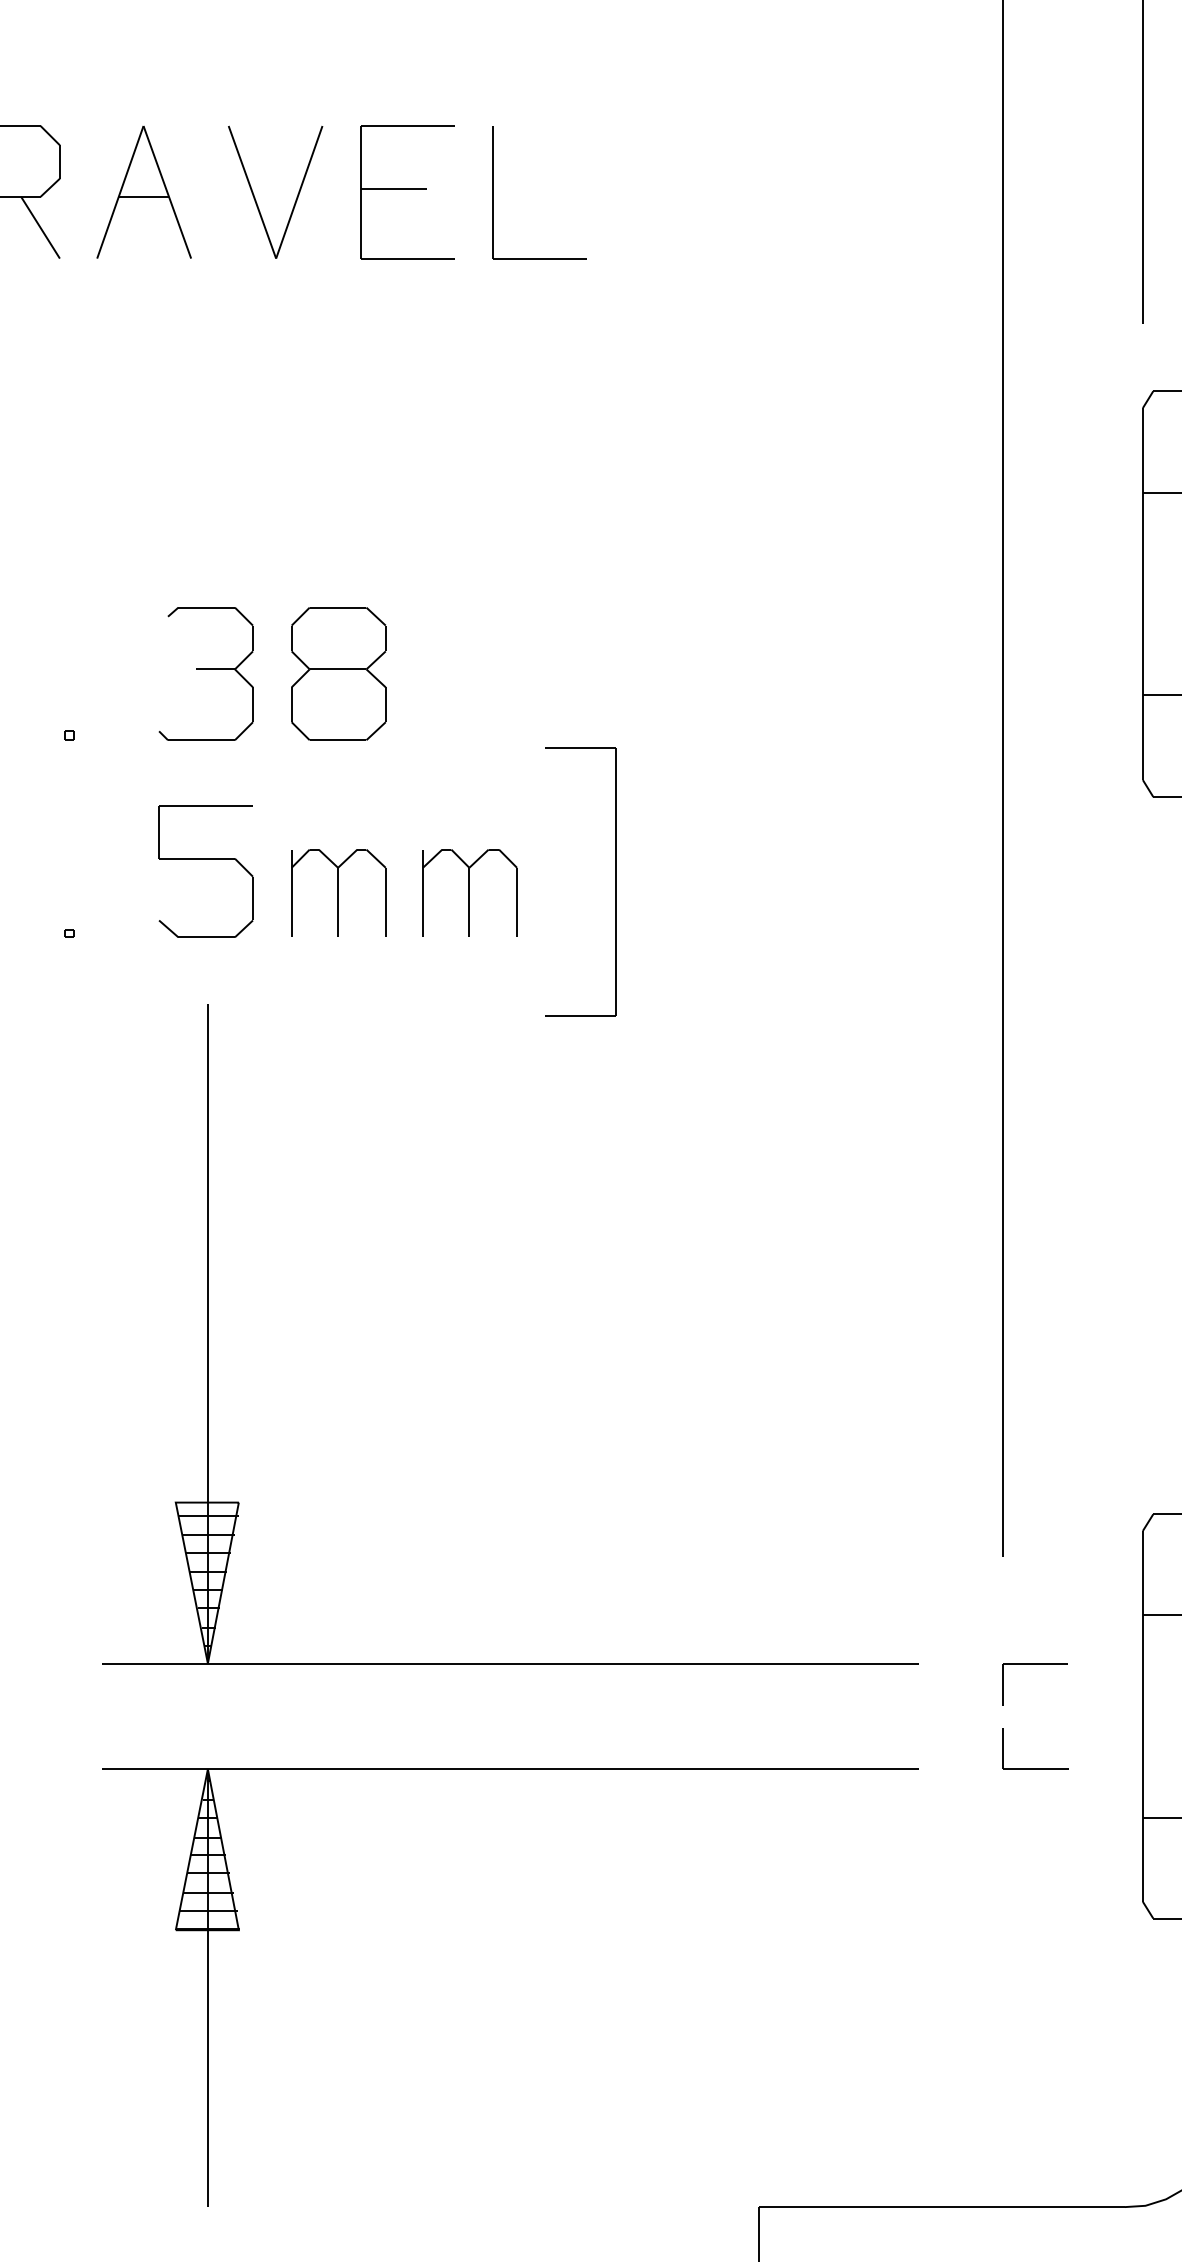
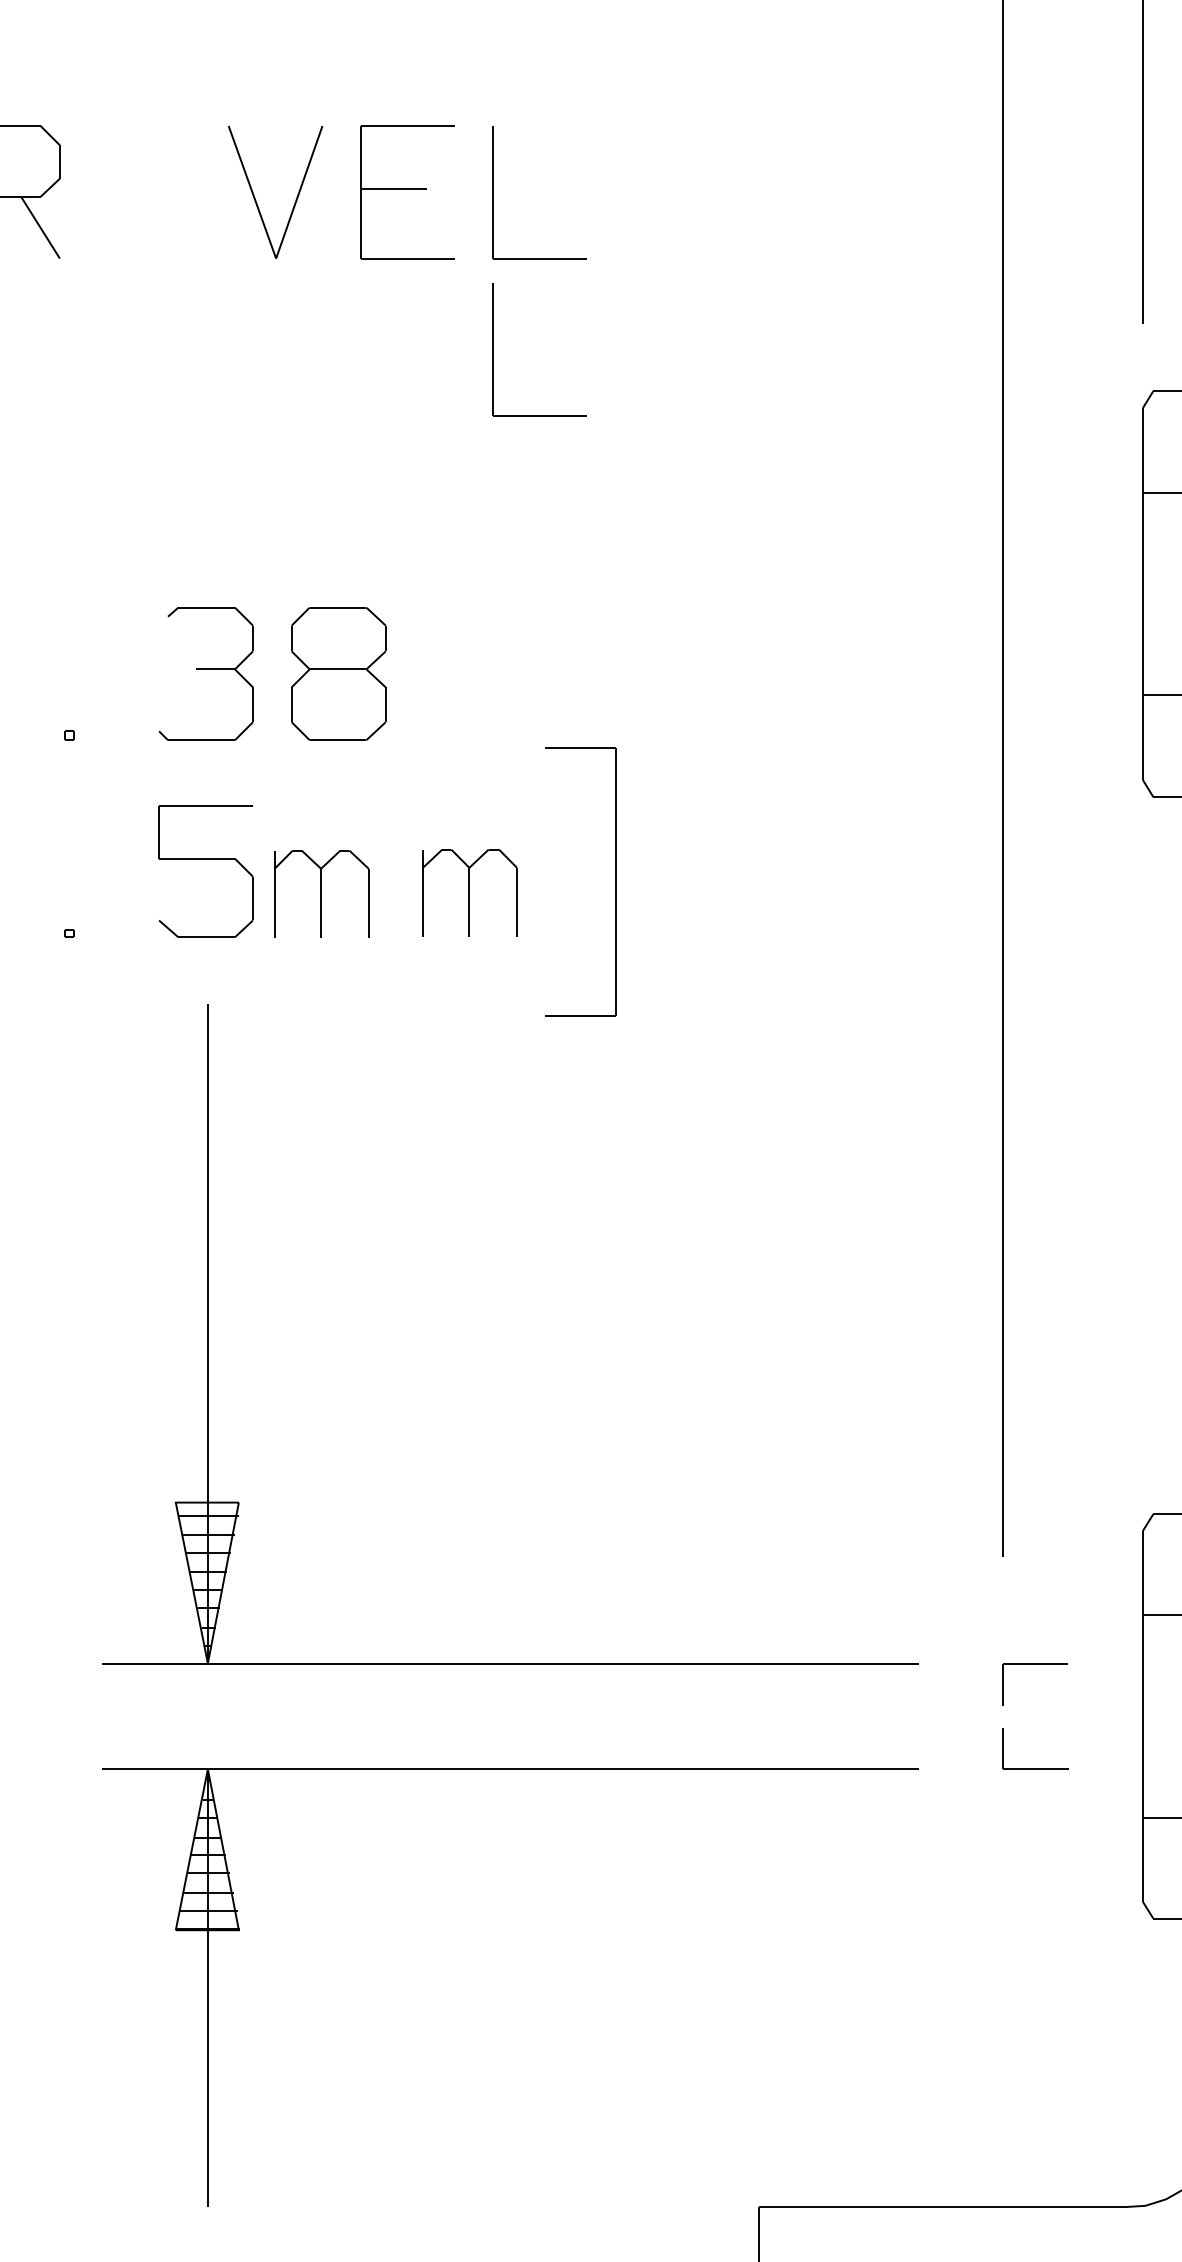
part: present -> none (143, 191)
part: none -> present (493, 349)
part position: (338, 892) -> (321, 893) (321, 893)
